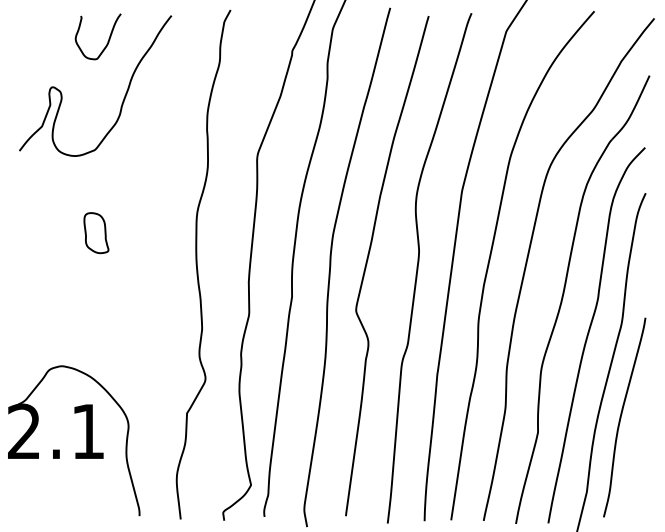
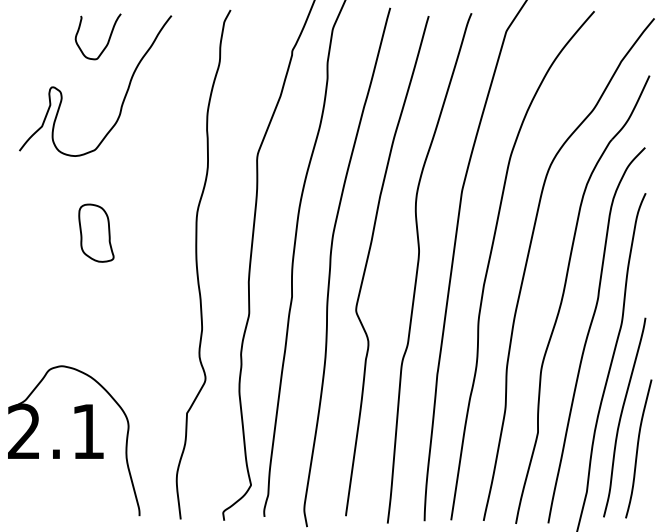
part size: 27x43 px -> 37x60 px (96, 232)
curve: none -> present (638, 448)
